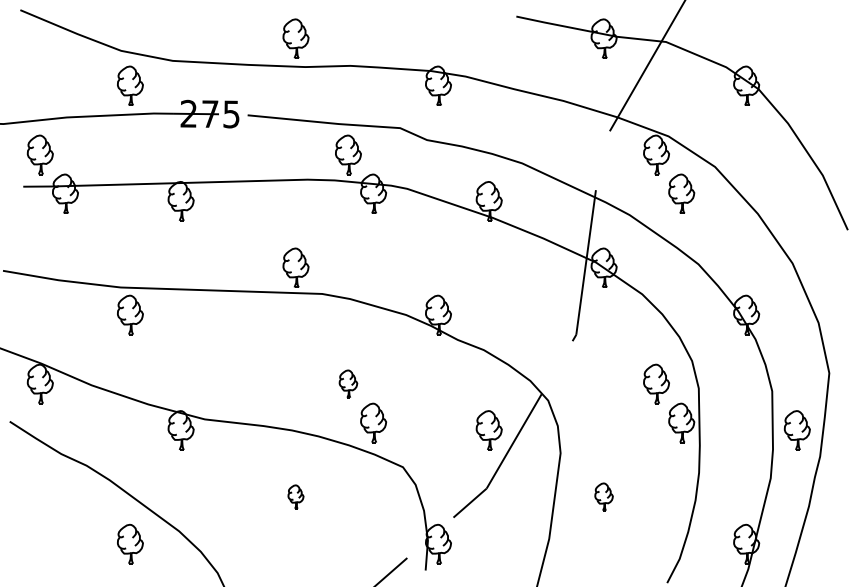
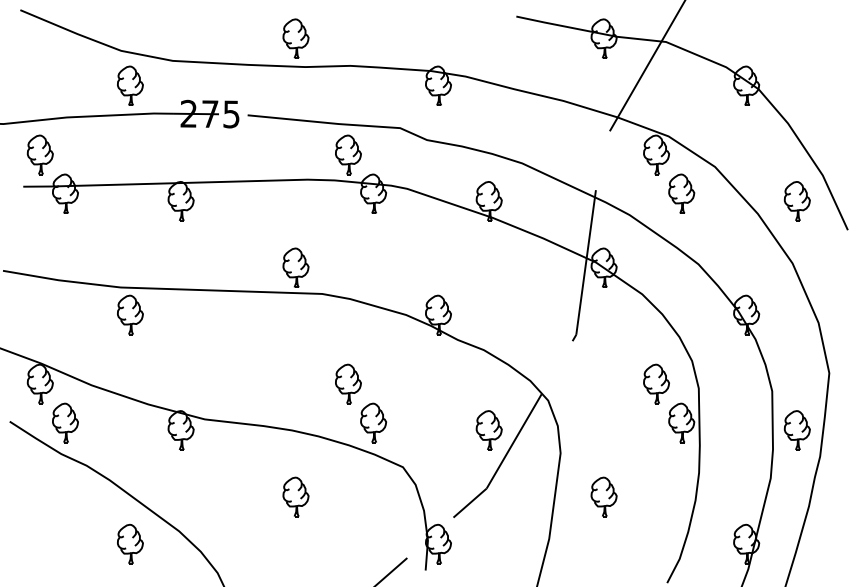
part: none -> present (796, 201)
part size: 21x30 px -> 27x42 px (348, 383)
part: none -> present (65, 422)
part size: 18x26 px -> 28x42 px (295, 496)
part size: 20x30 px -> 28x42 px (603, 496)
